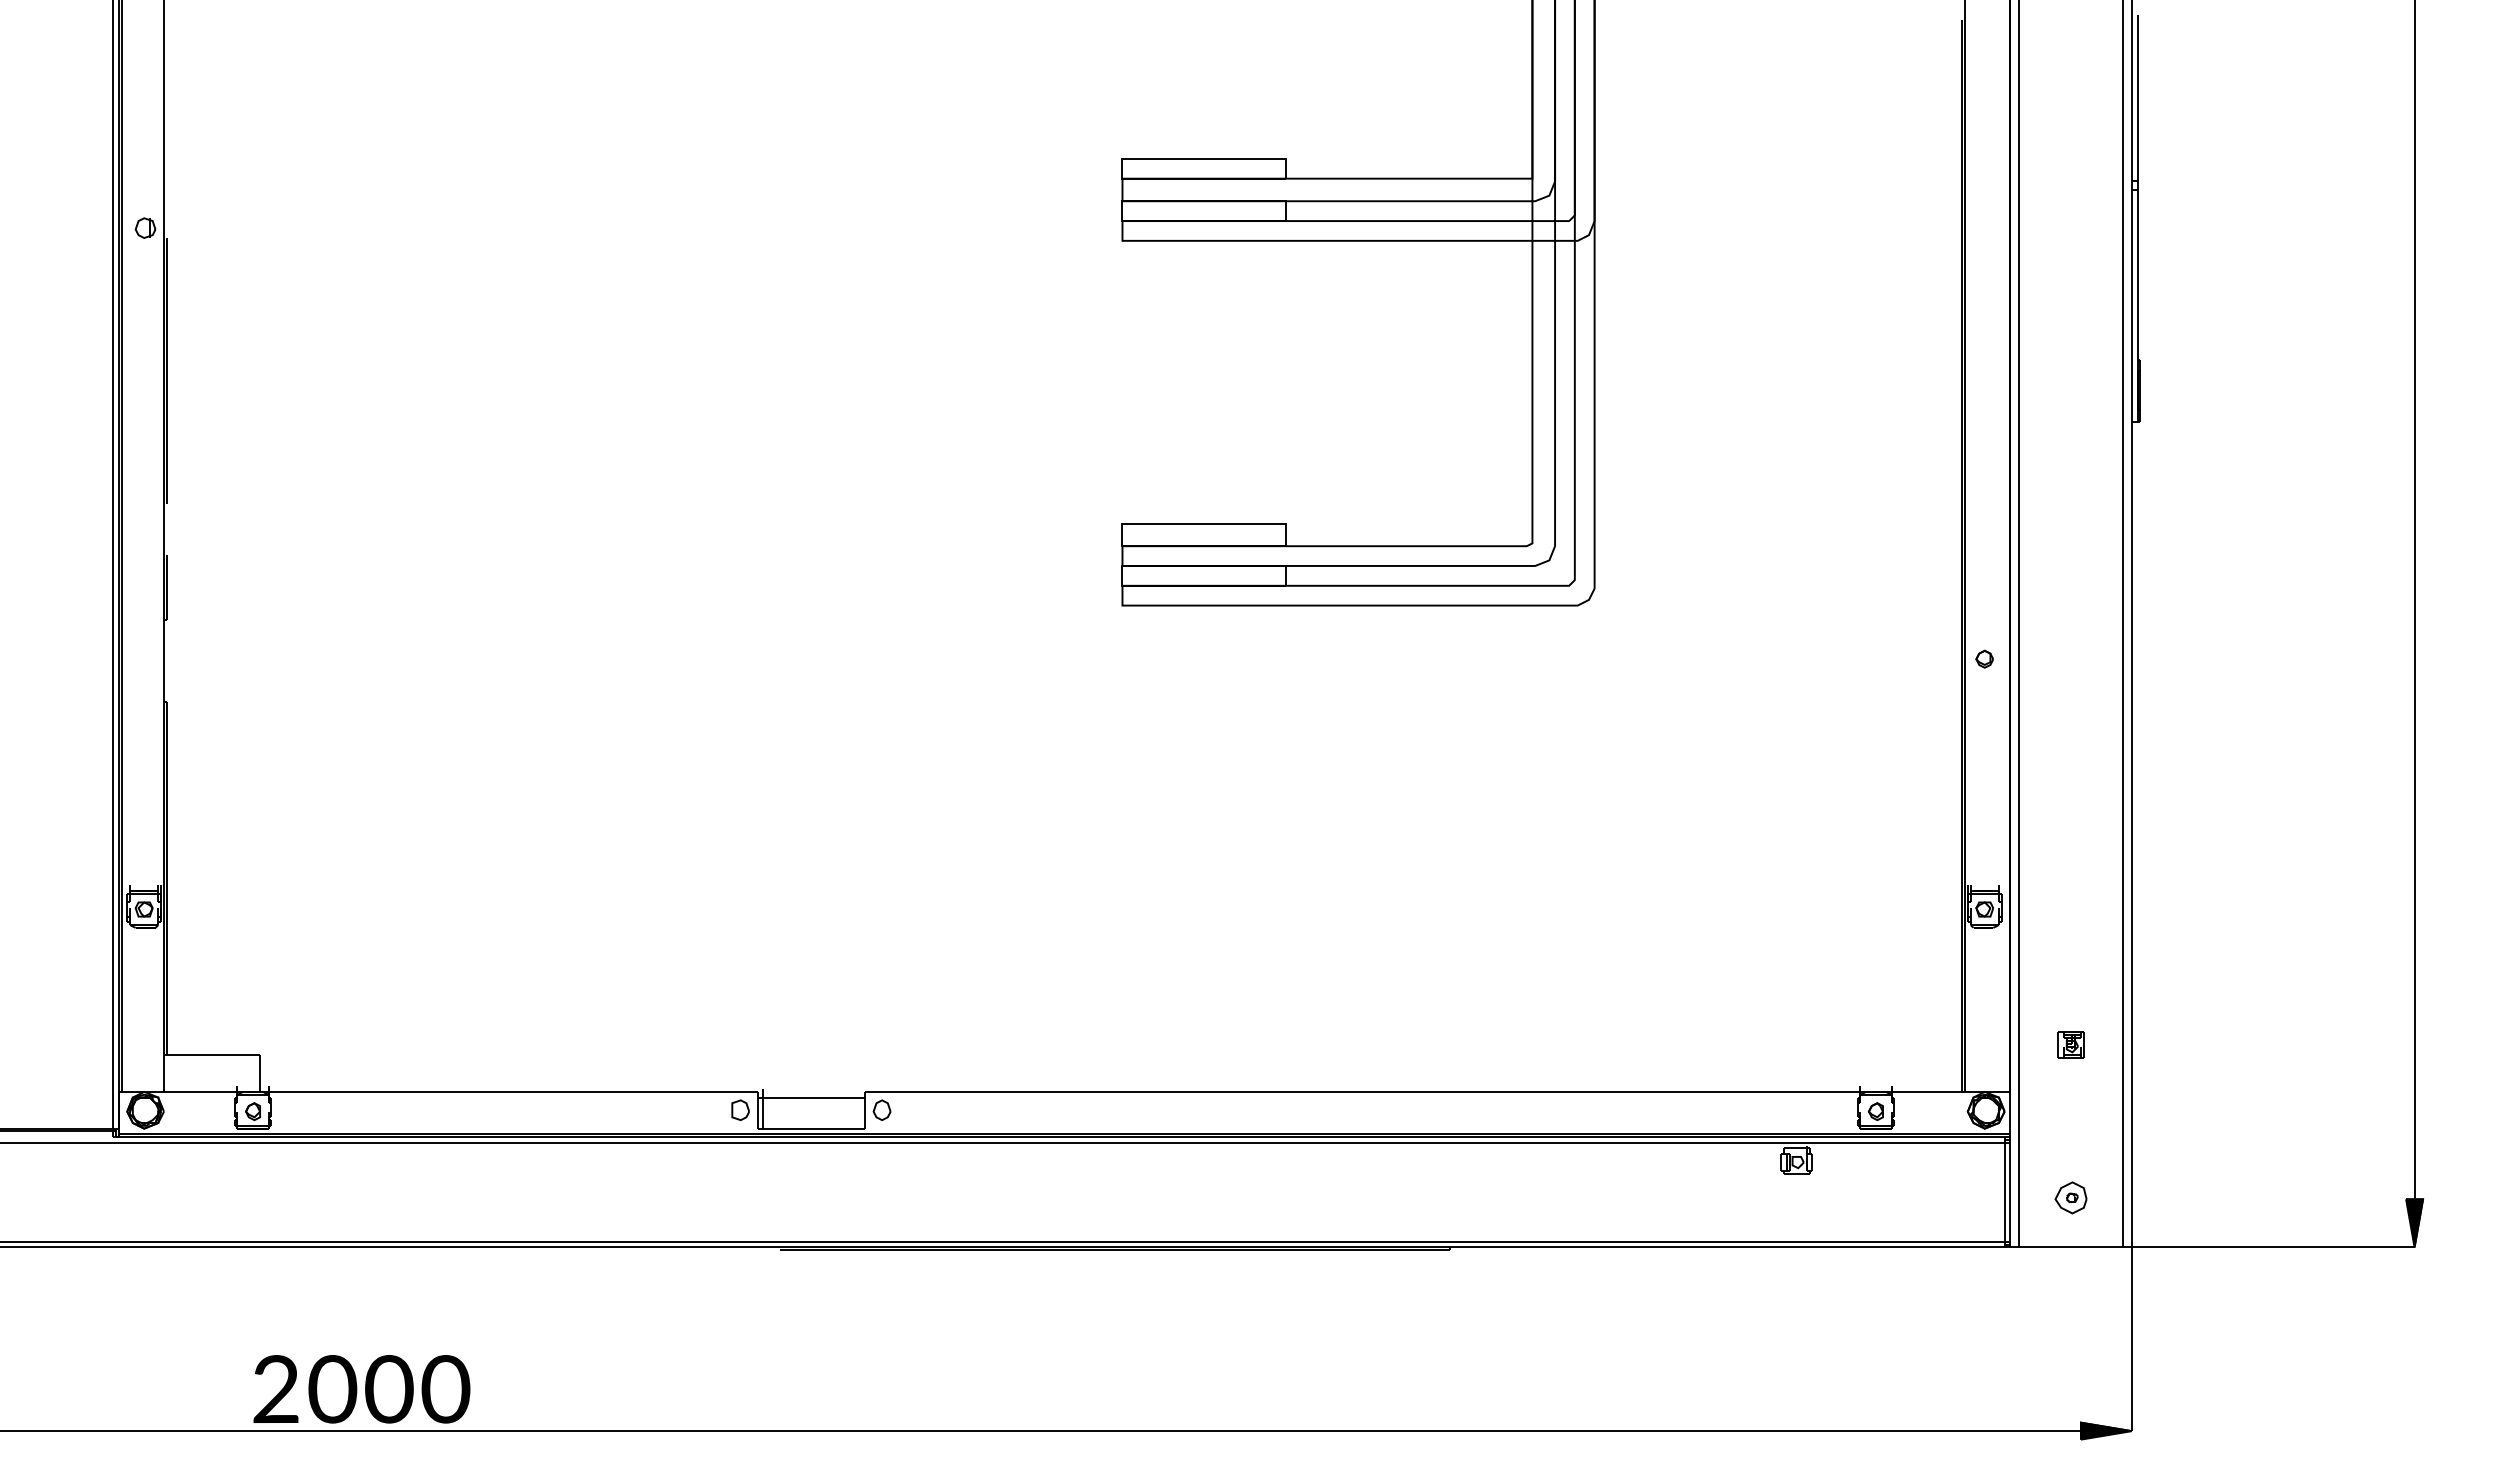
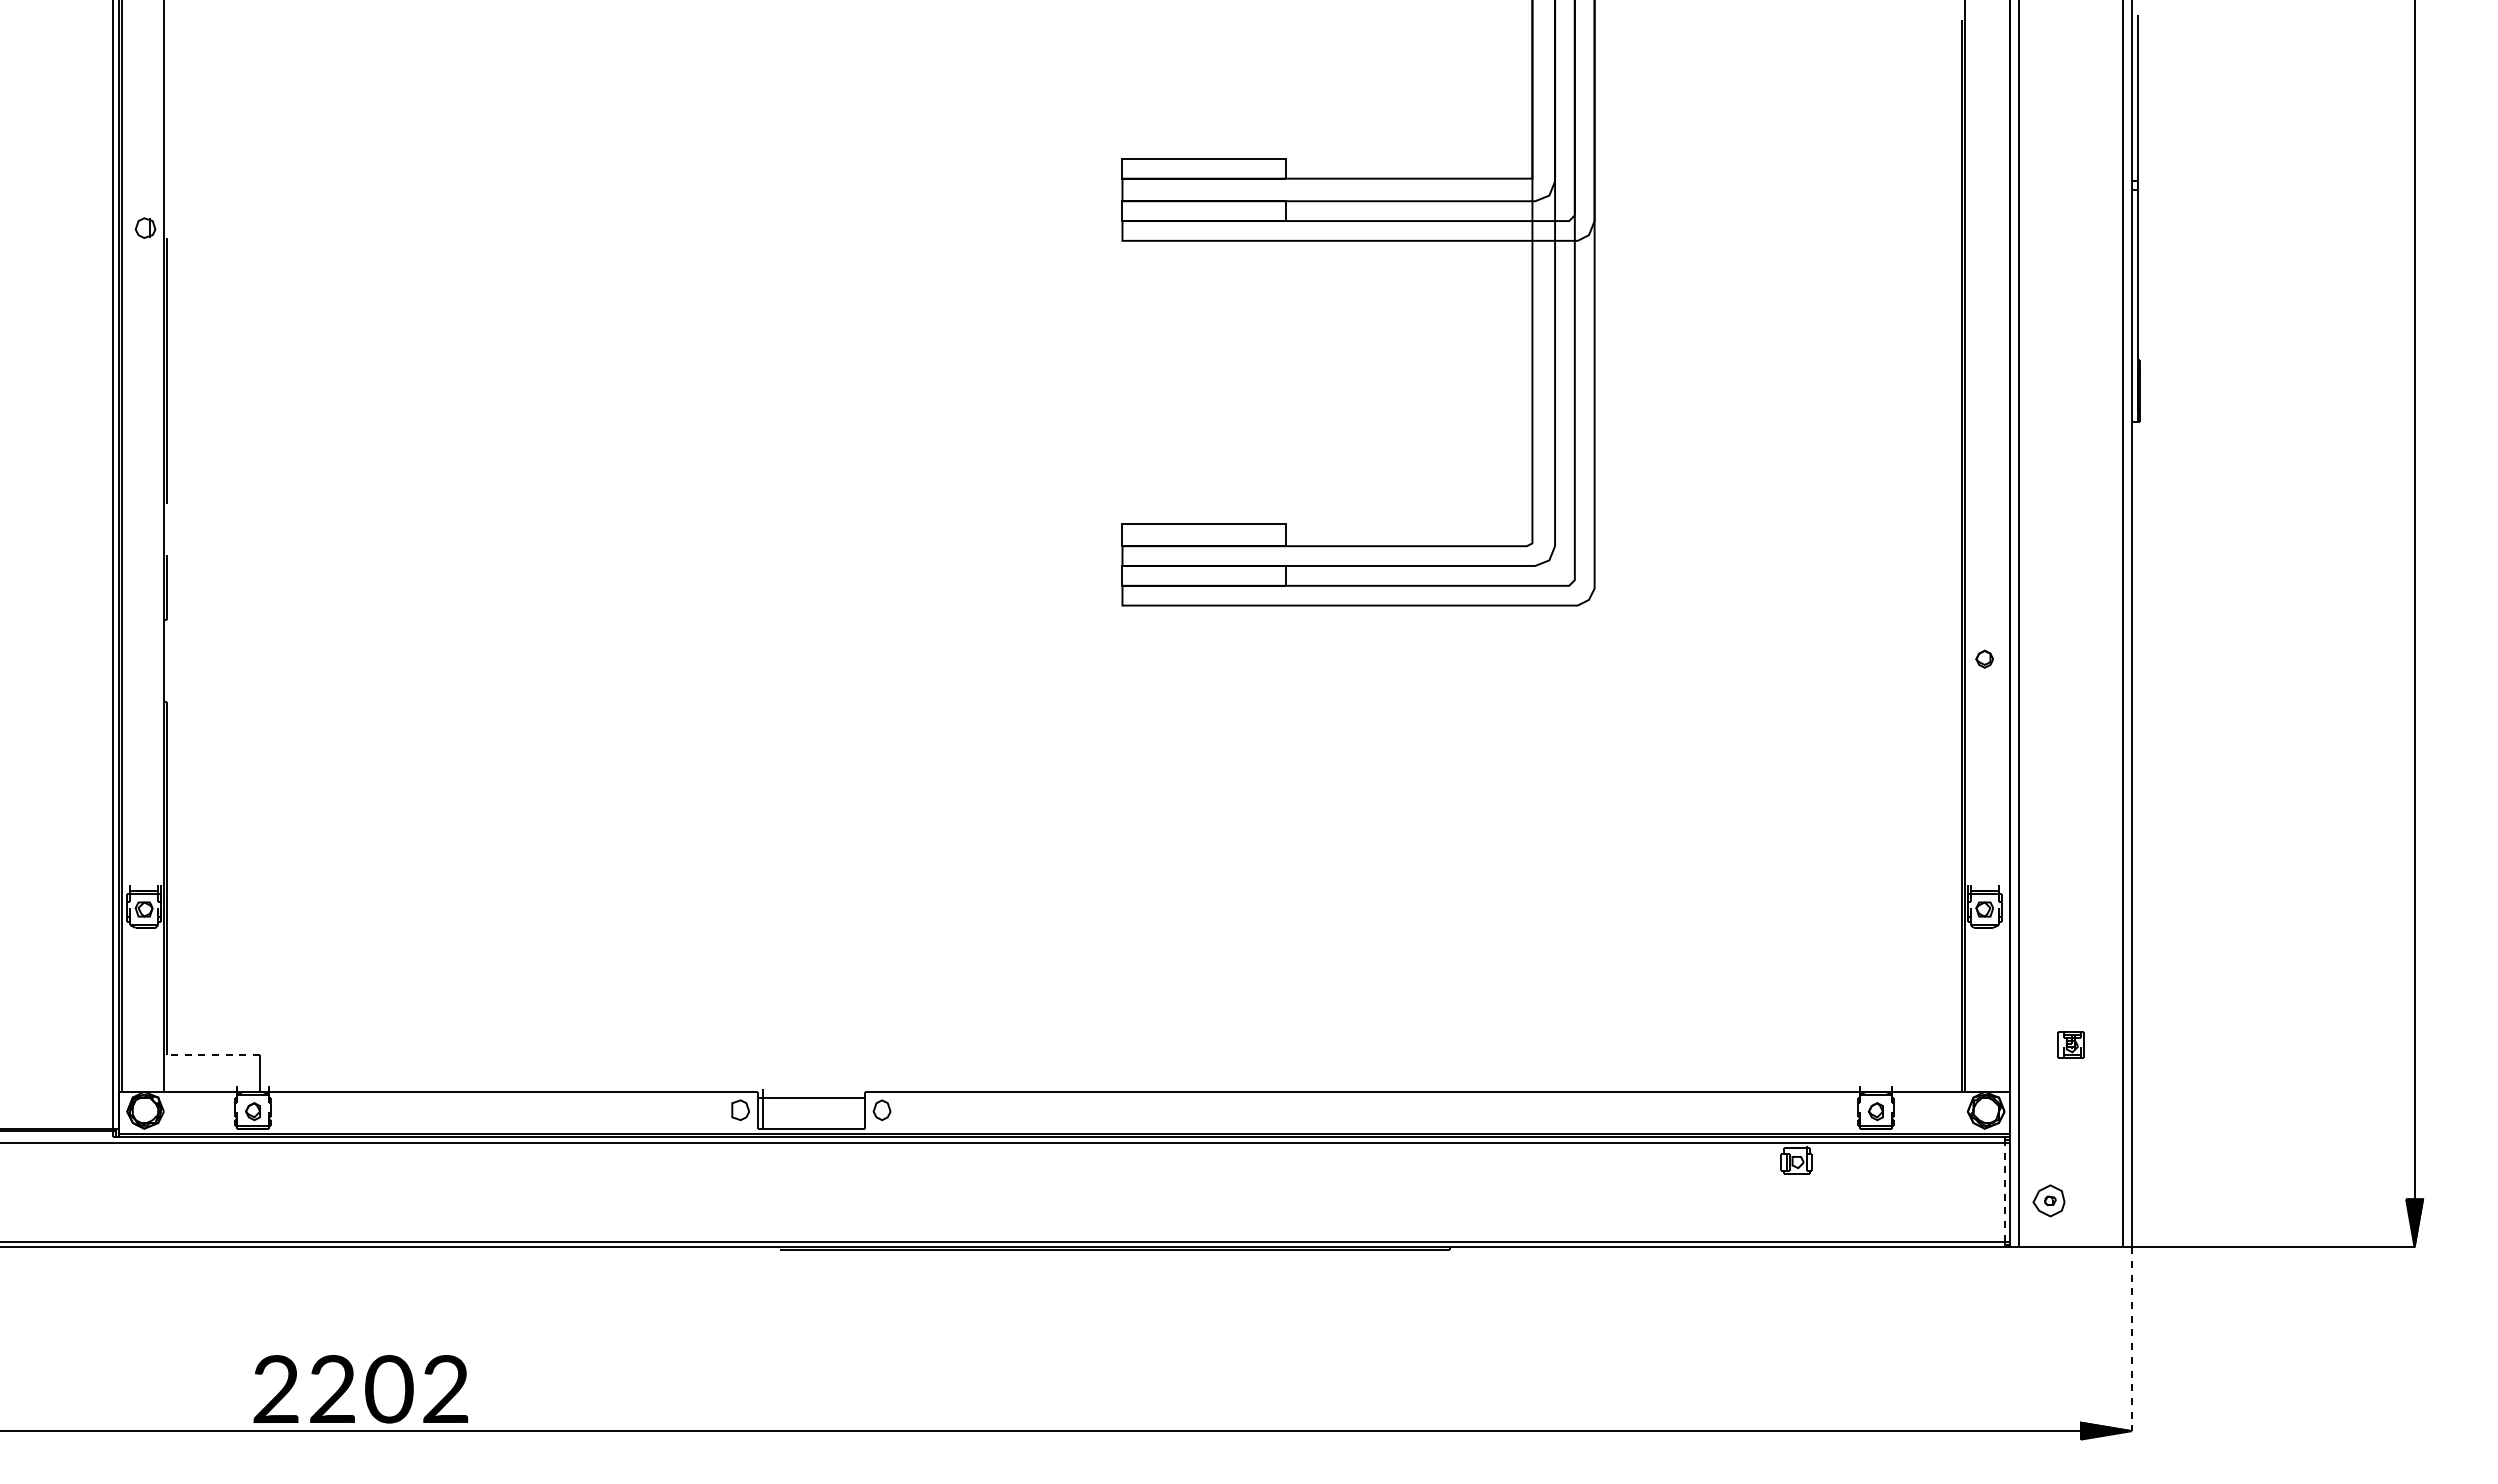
line: solid -> dashed (211, 1055)
line: solid -> dashed (2004, 1191)
part position: (2070, 1197) -> (2048, 1200) (2048, 1200)
line: solid -> dashed (2131, 1339)
text: 0 -> 2 (332, 1389)
text: 0 -> 2 (445, 1389)
